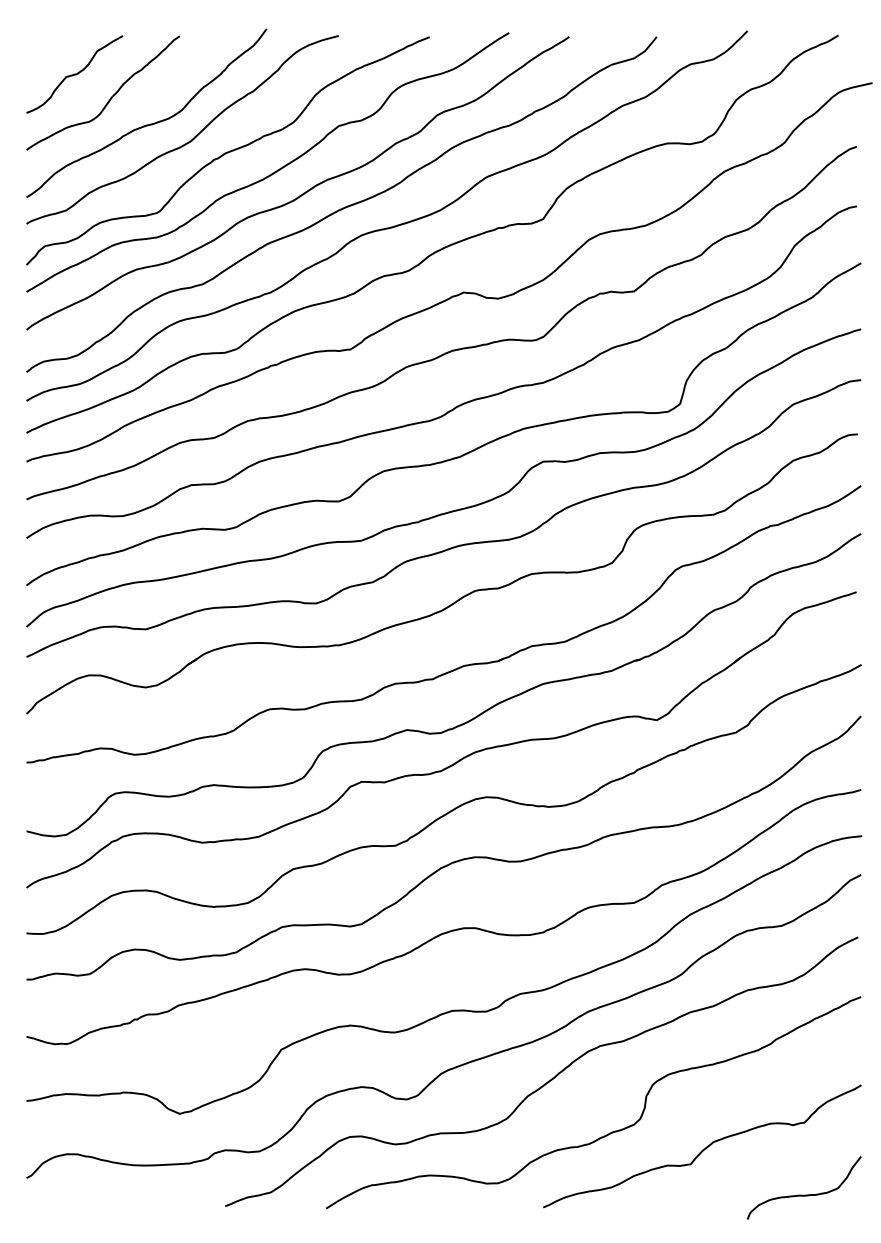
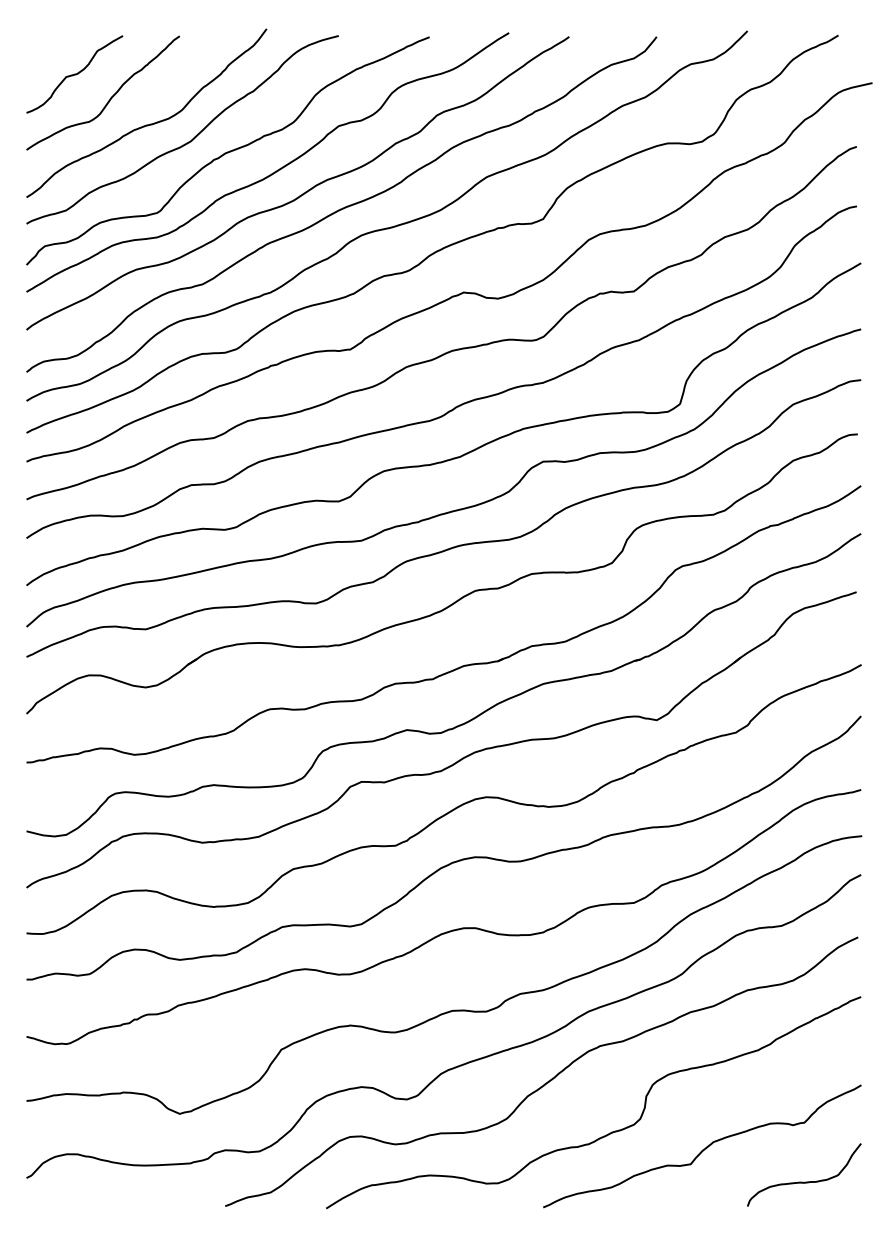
curve position: (804, 1194) -> (804, 1181) (804, 1181)
